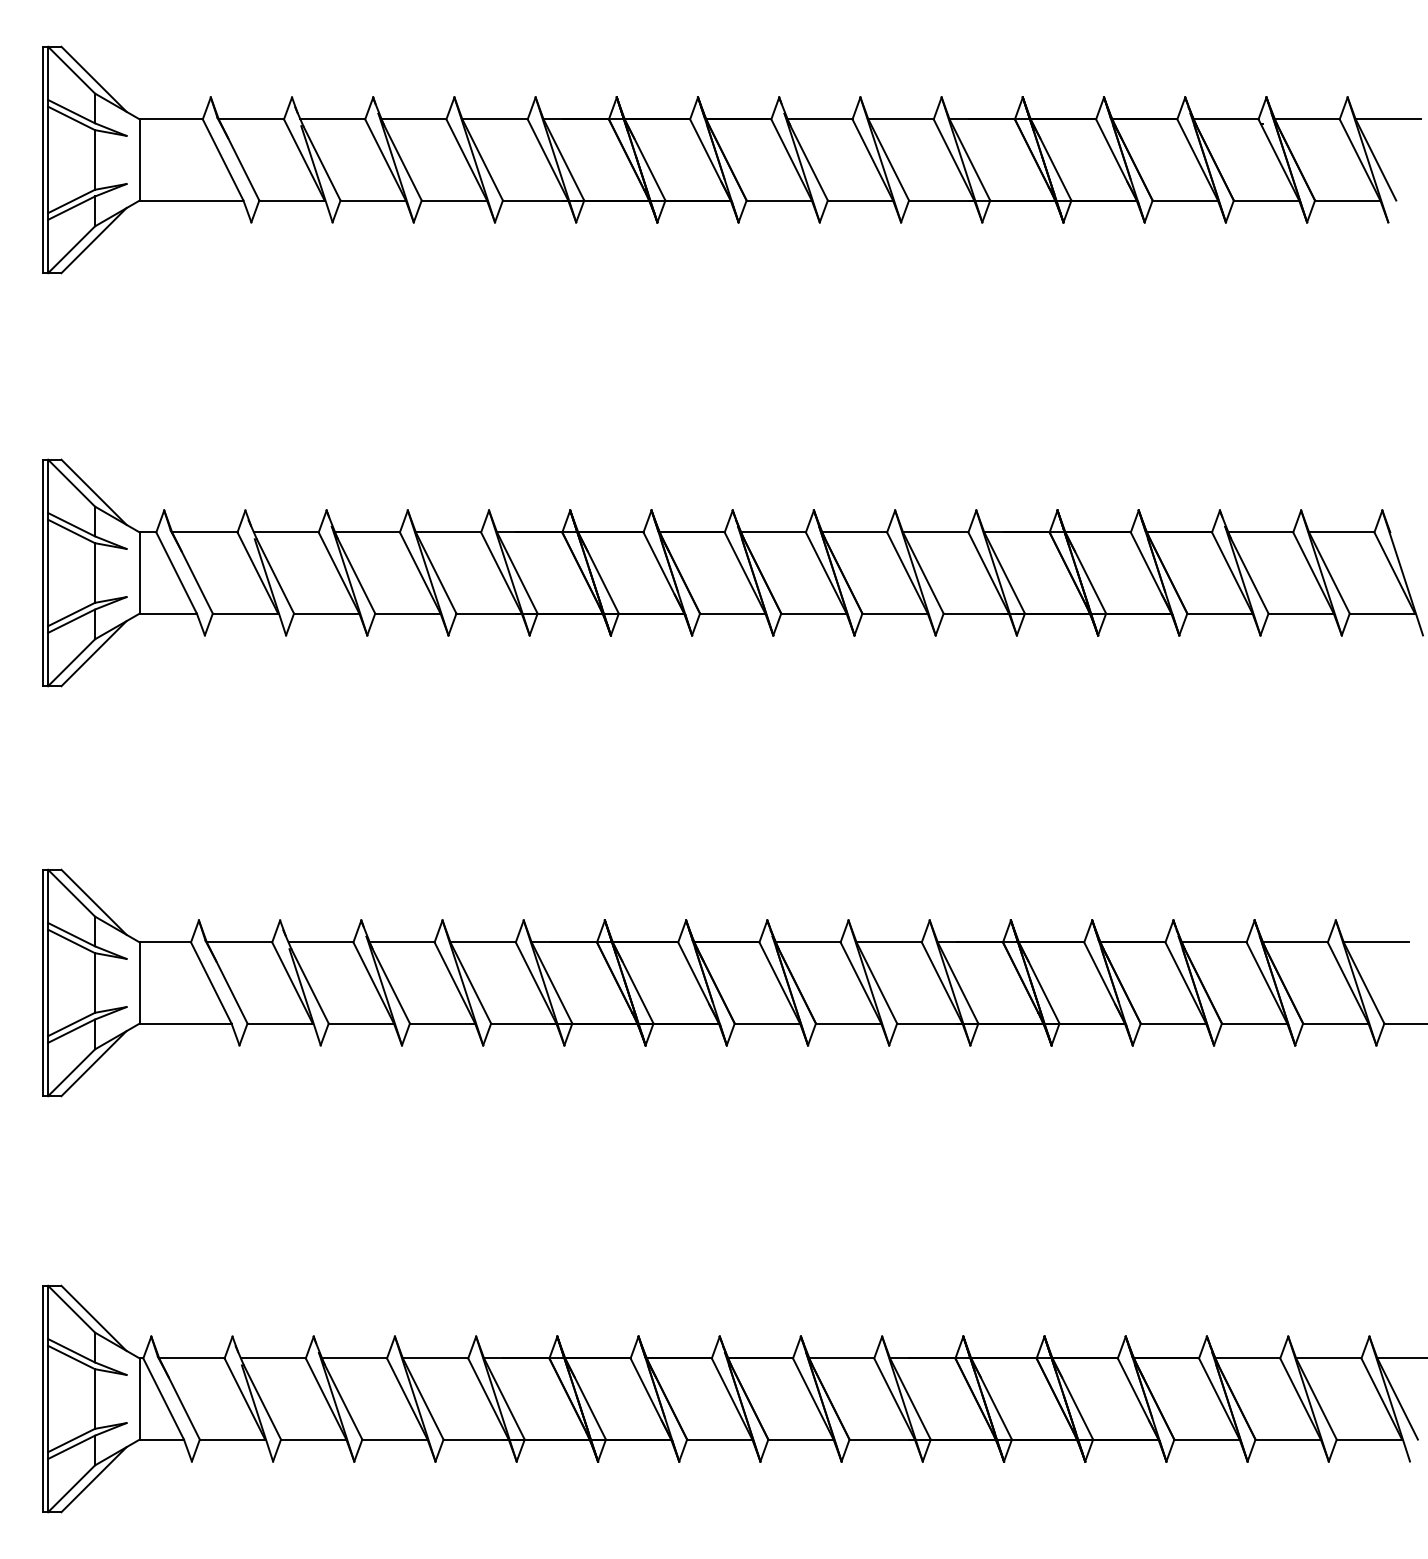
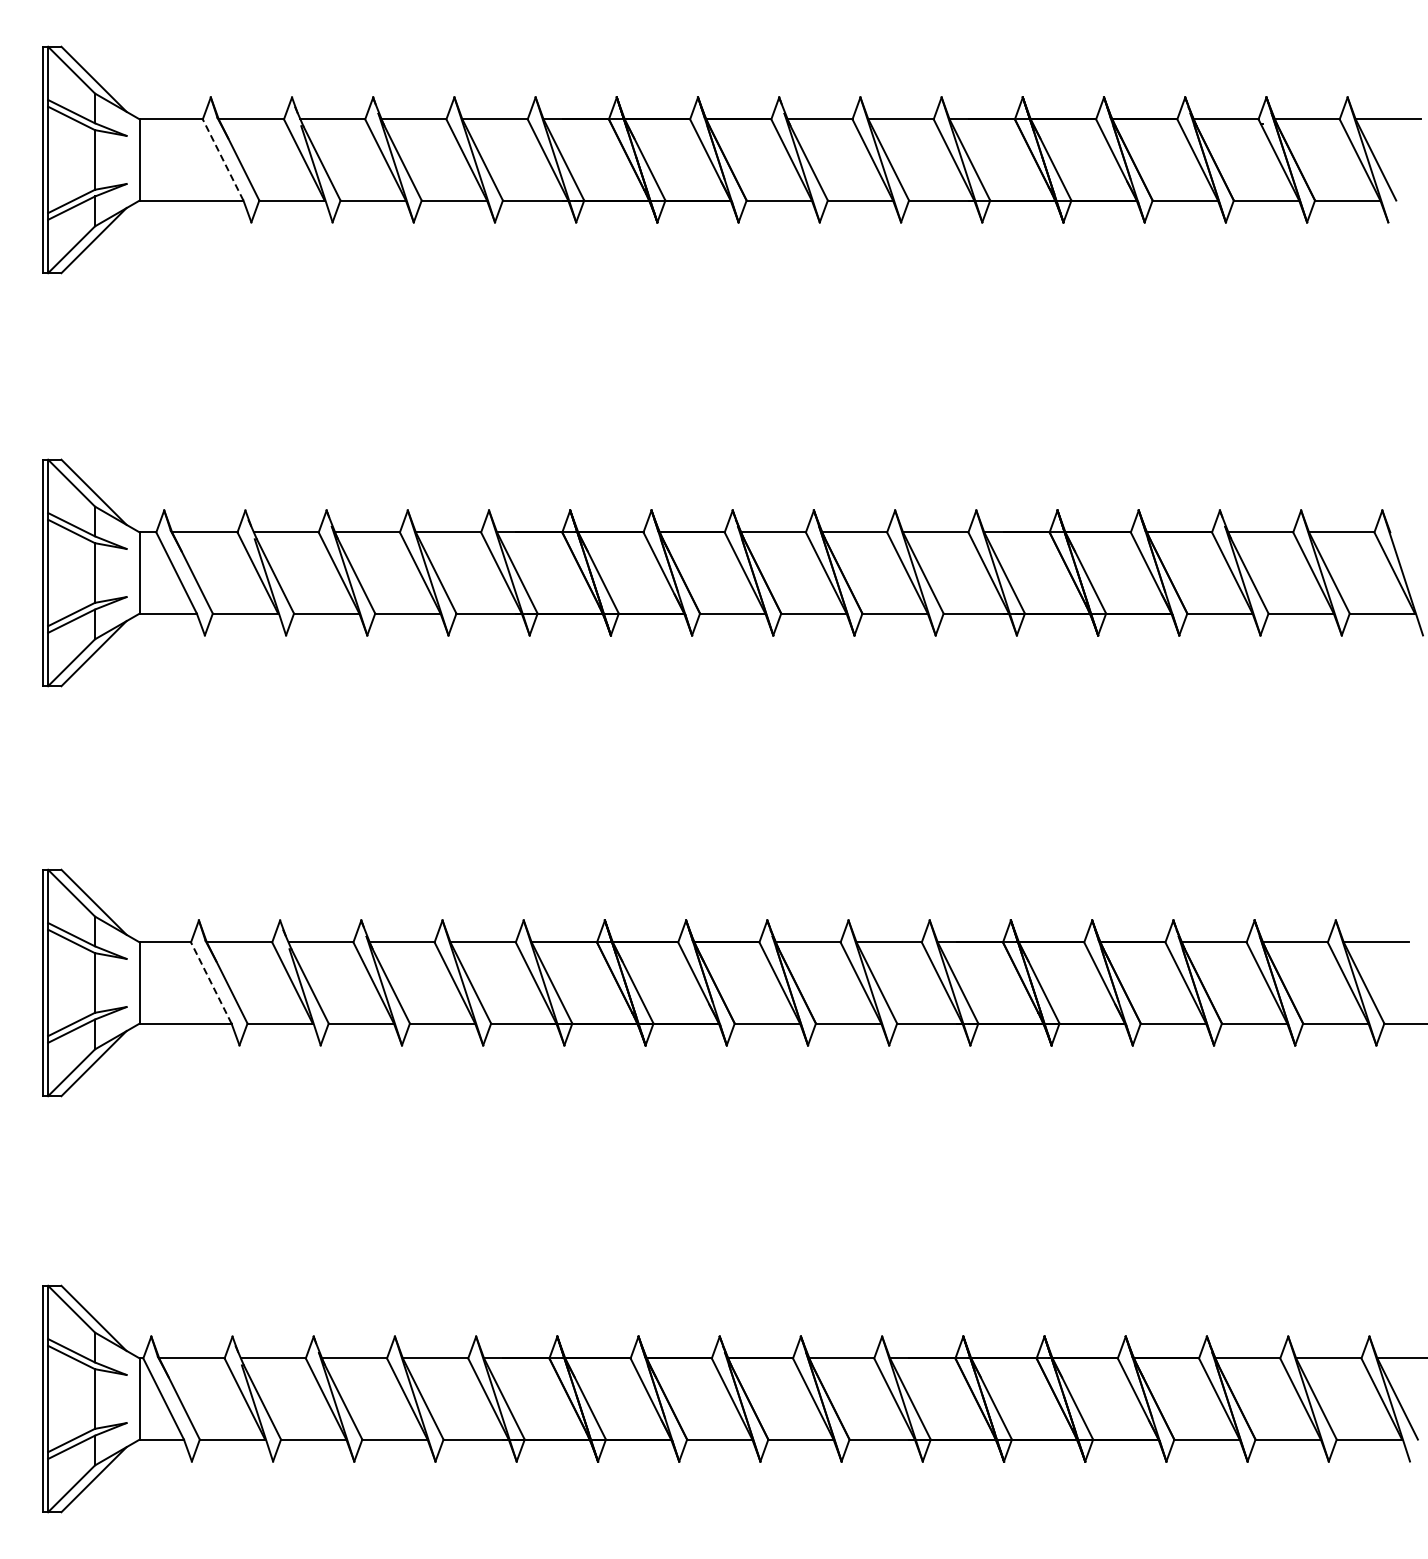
line: solid -> dashed (222, 159)
line: solid -> dashed (211, 982)
